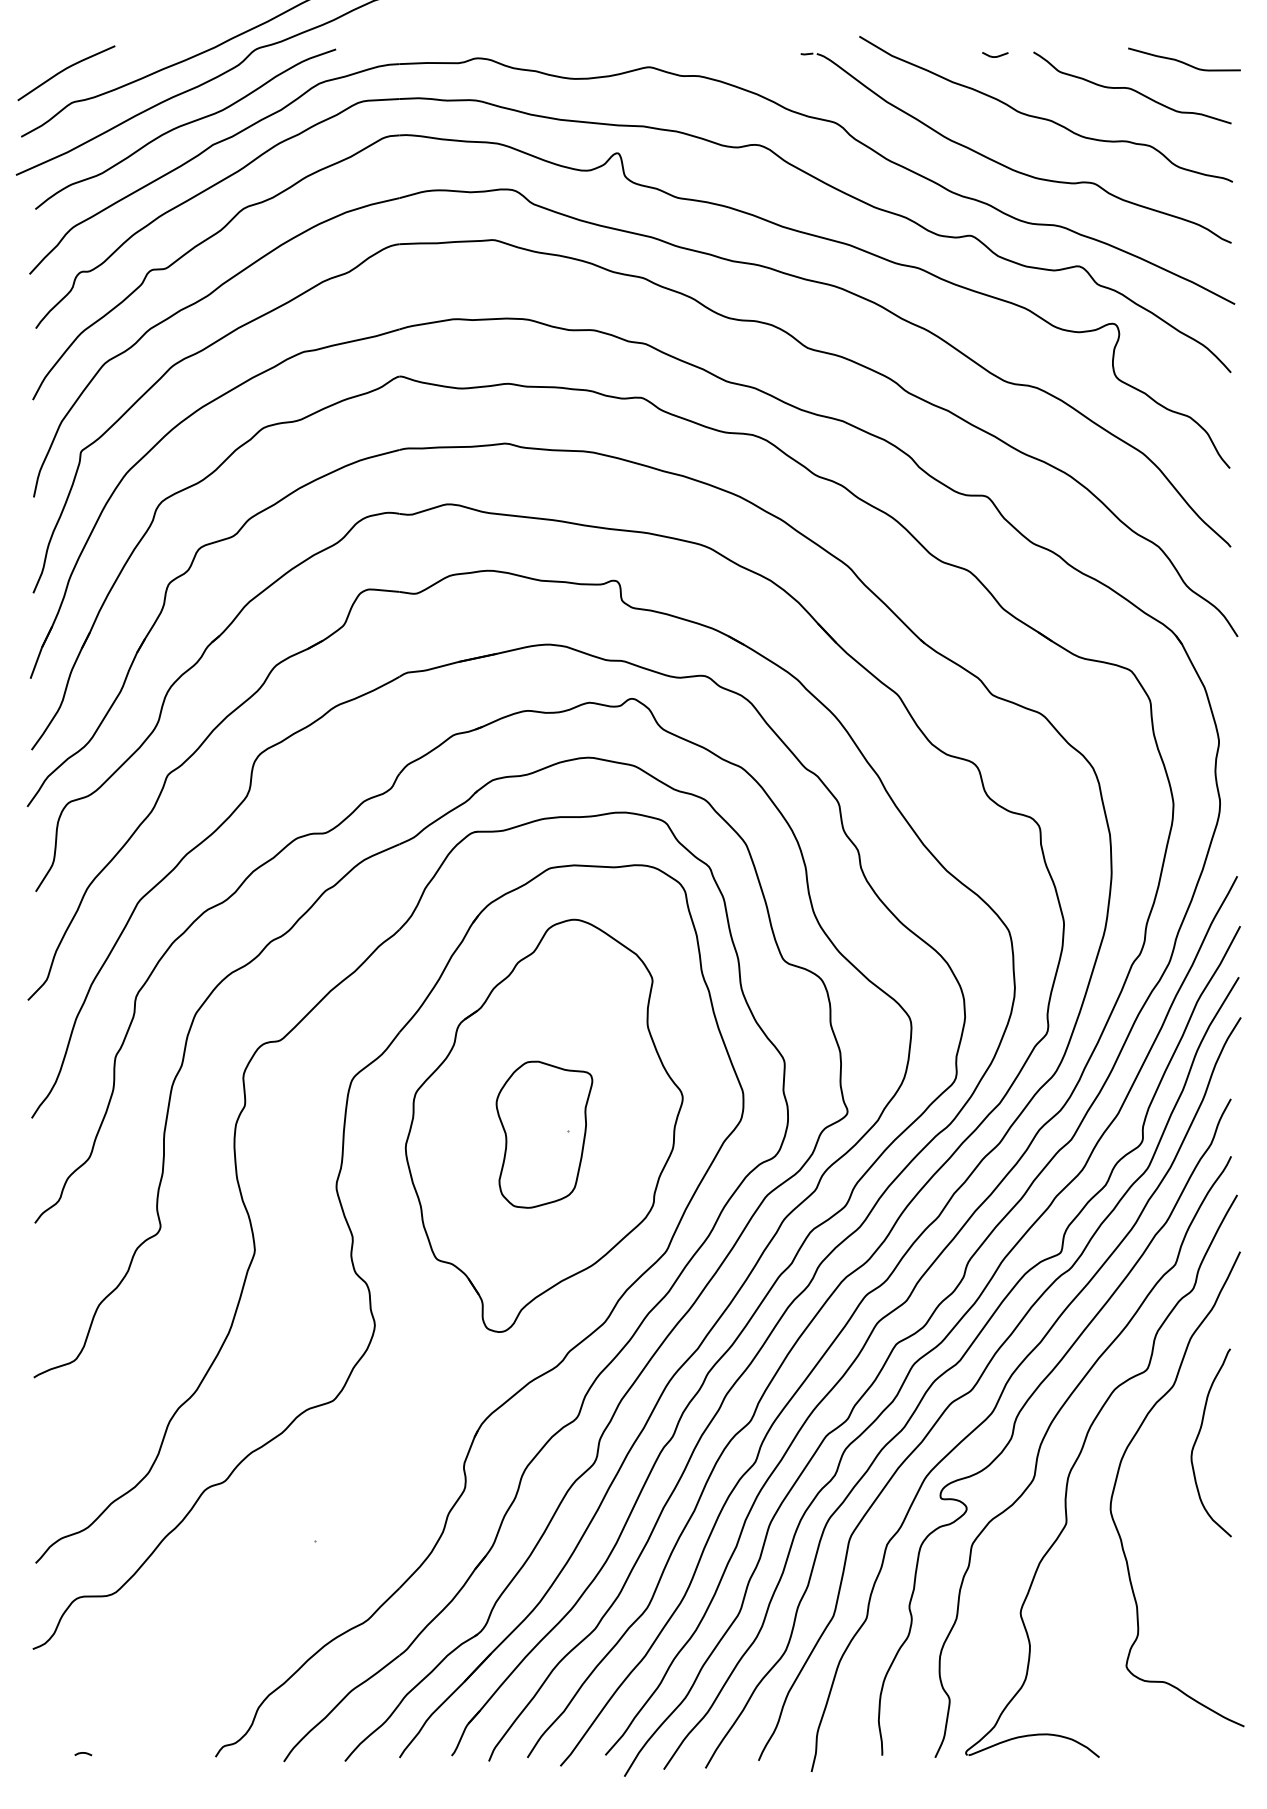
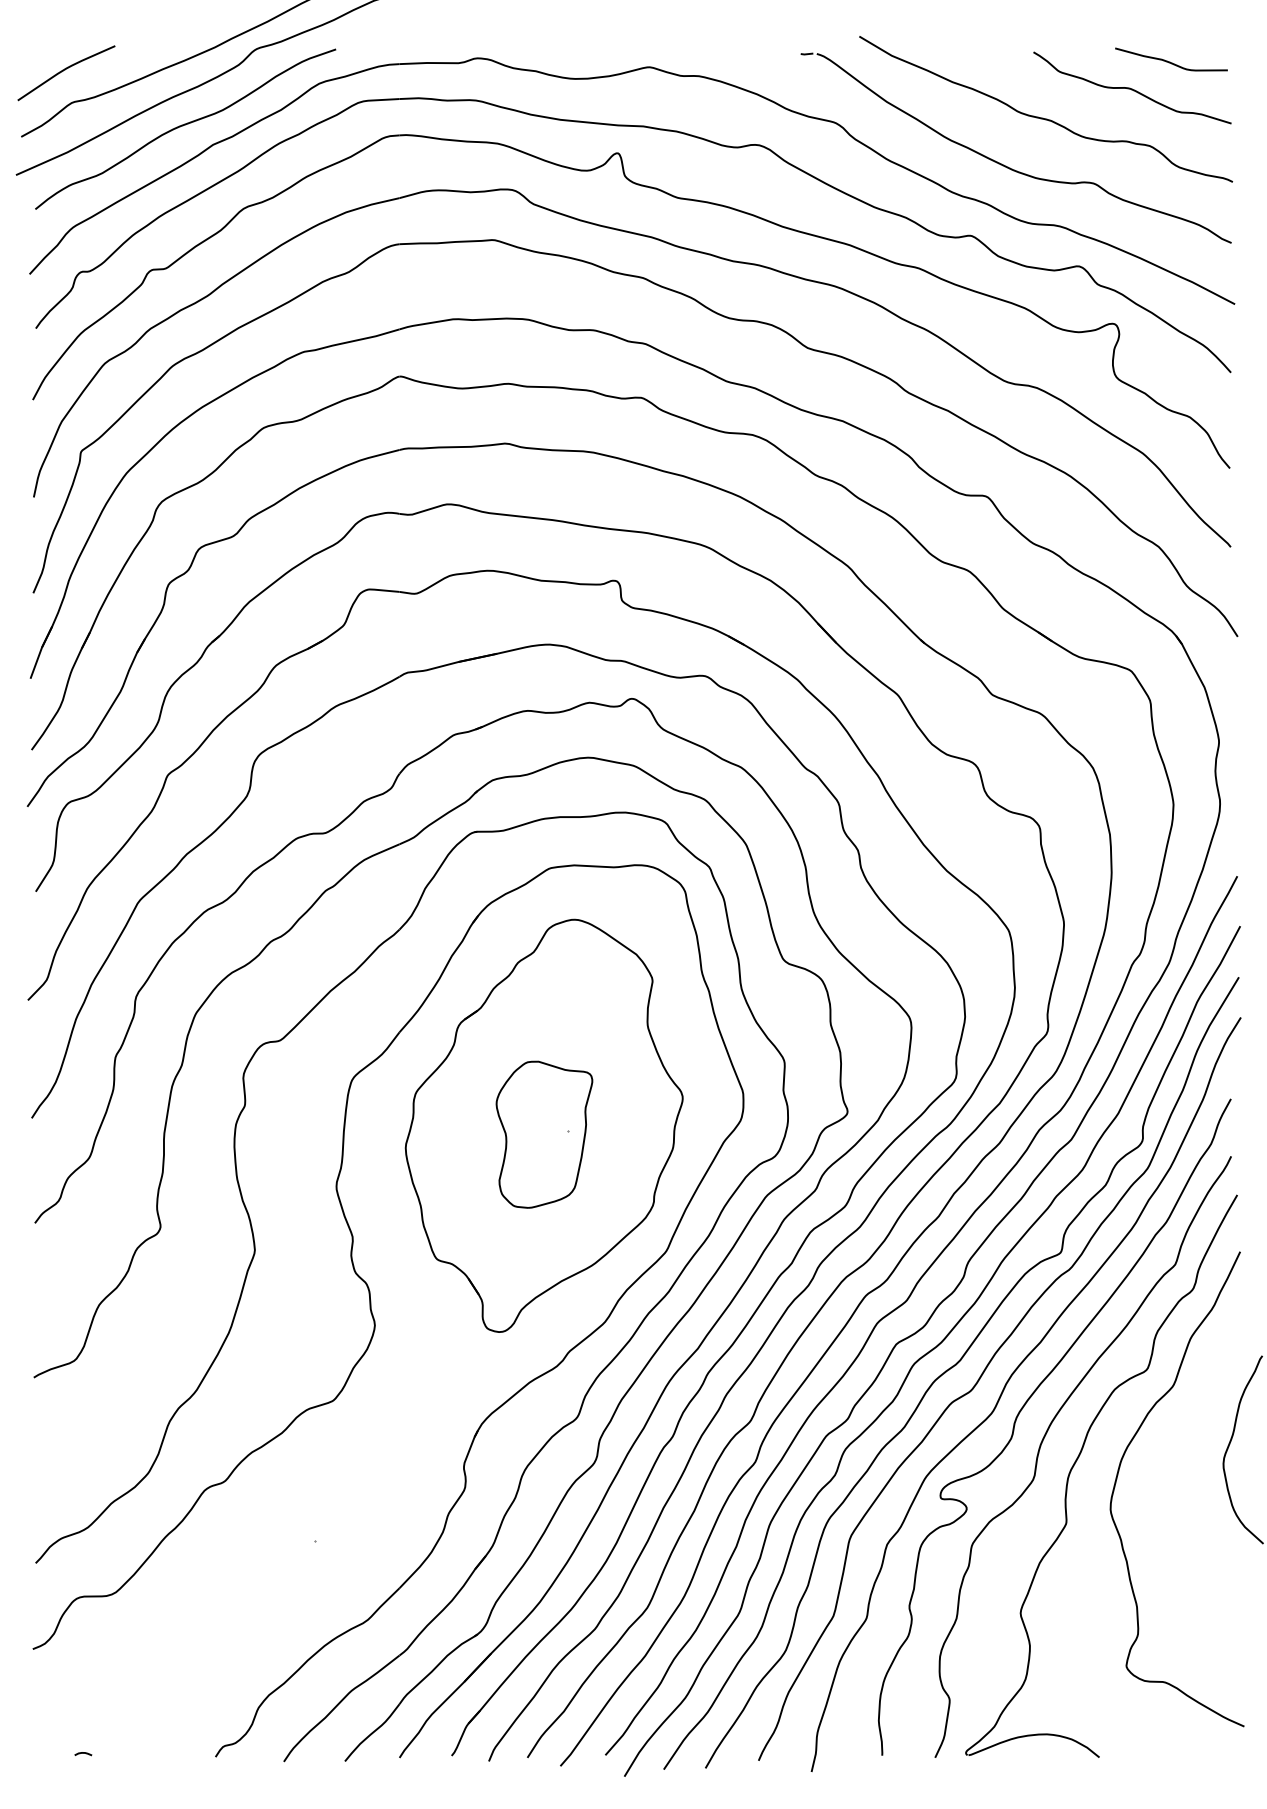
curve: present -> none (995, 56)
curve position: (1183, 61) -> (1170, 61) (1170, 61)
curve position: (1198, 1437) -> (1230, 1444) (1230, 1444)
